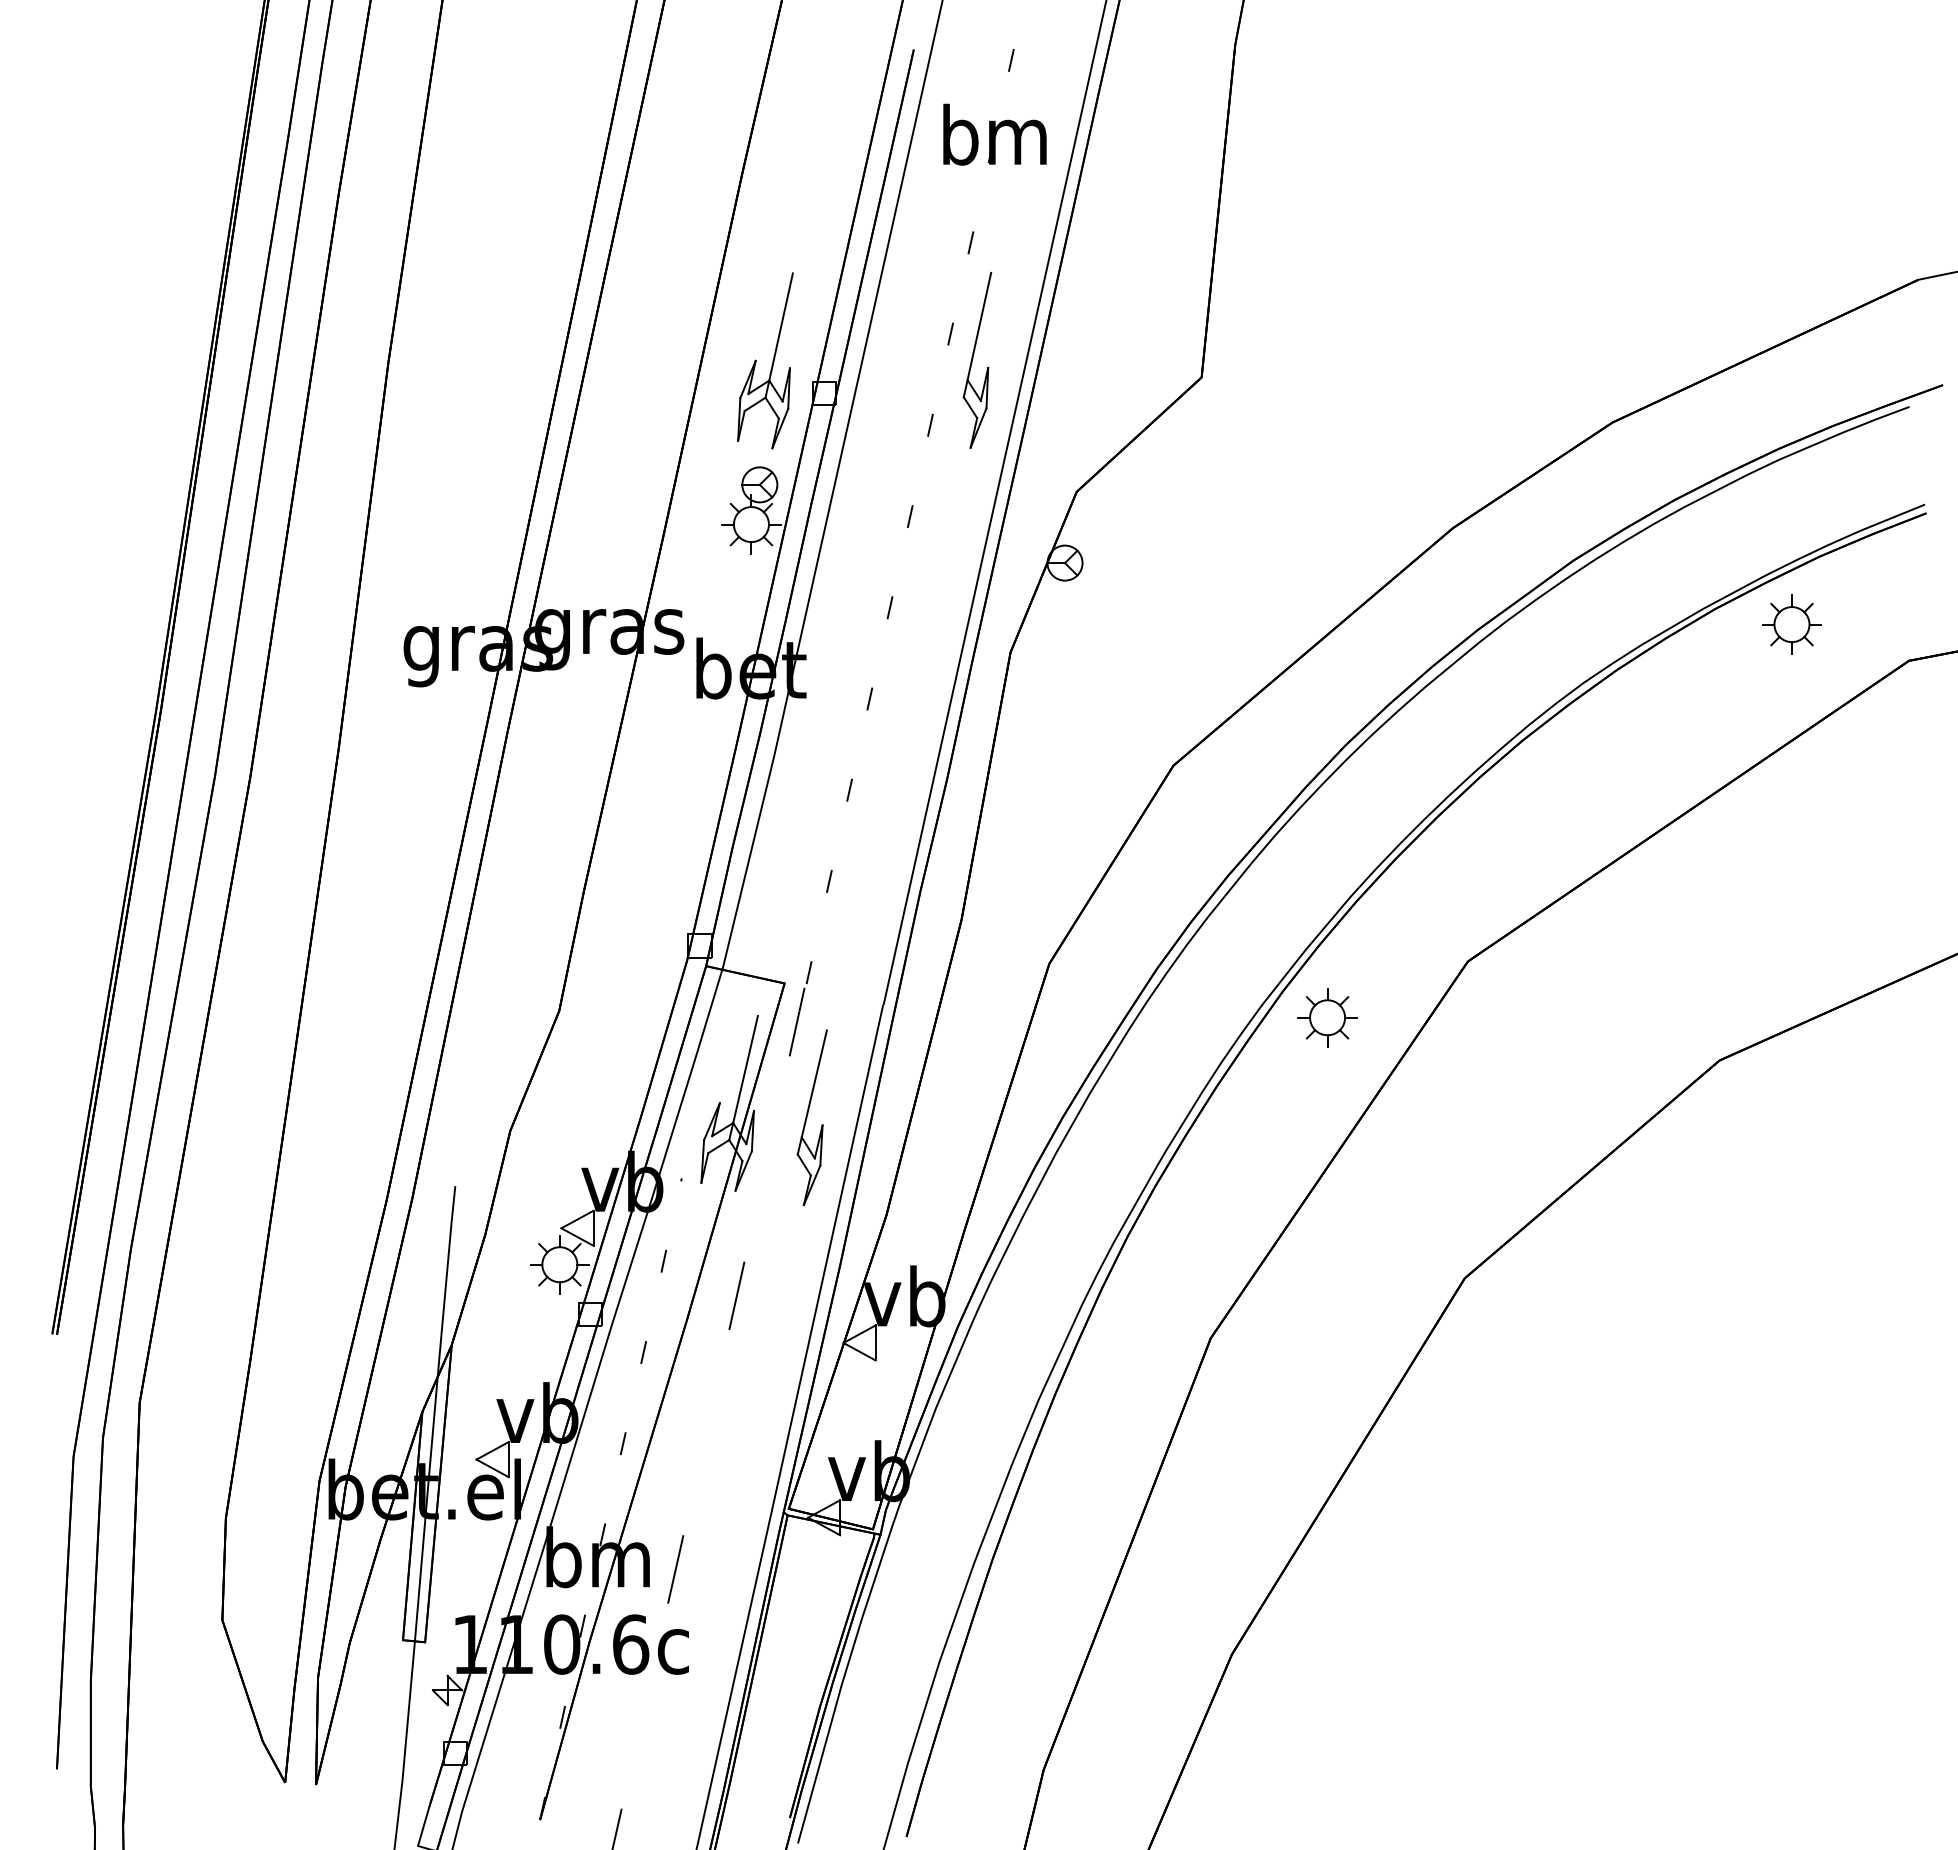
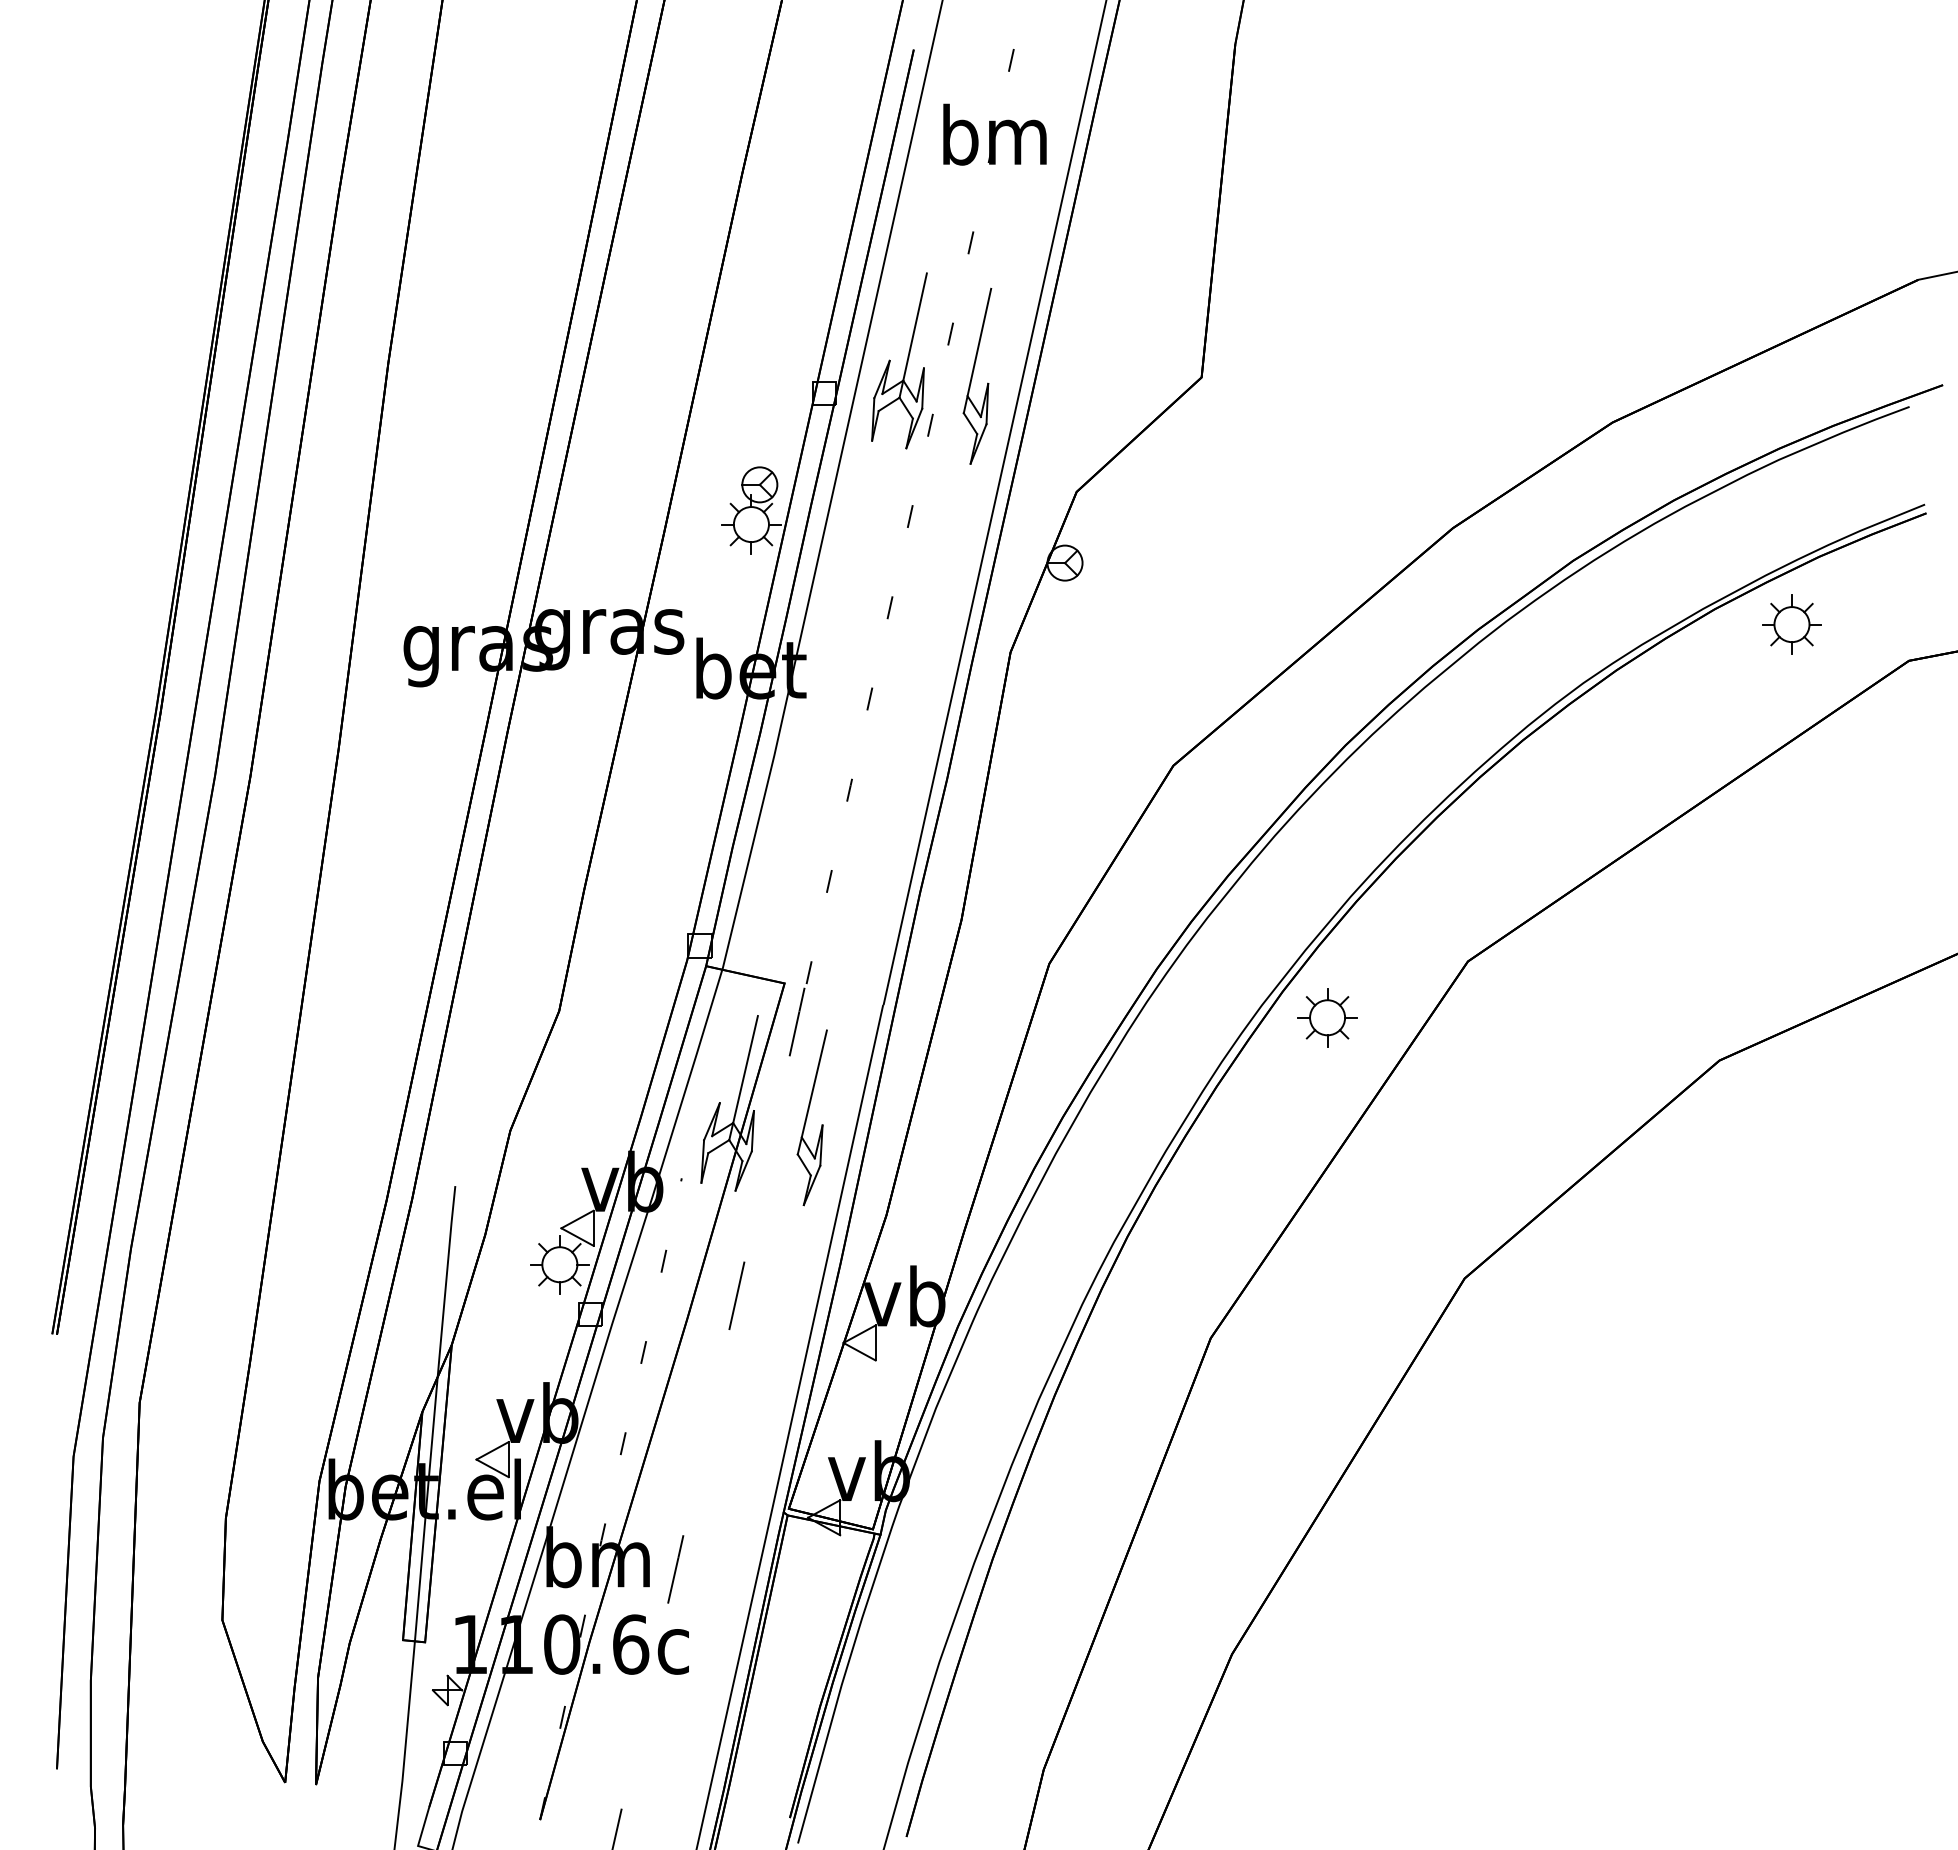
part position: (977, 359) -> (977, 375) (977, 375)
part position: (772, 360) -> (906, 360) (906, 360)
